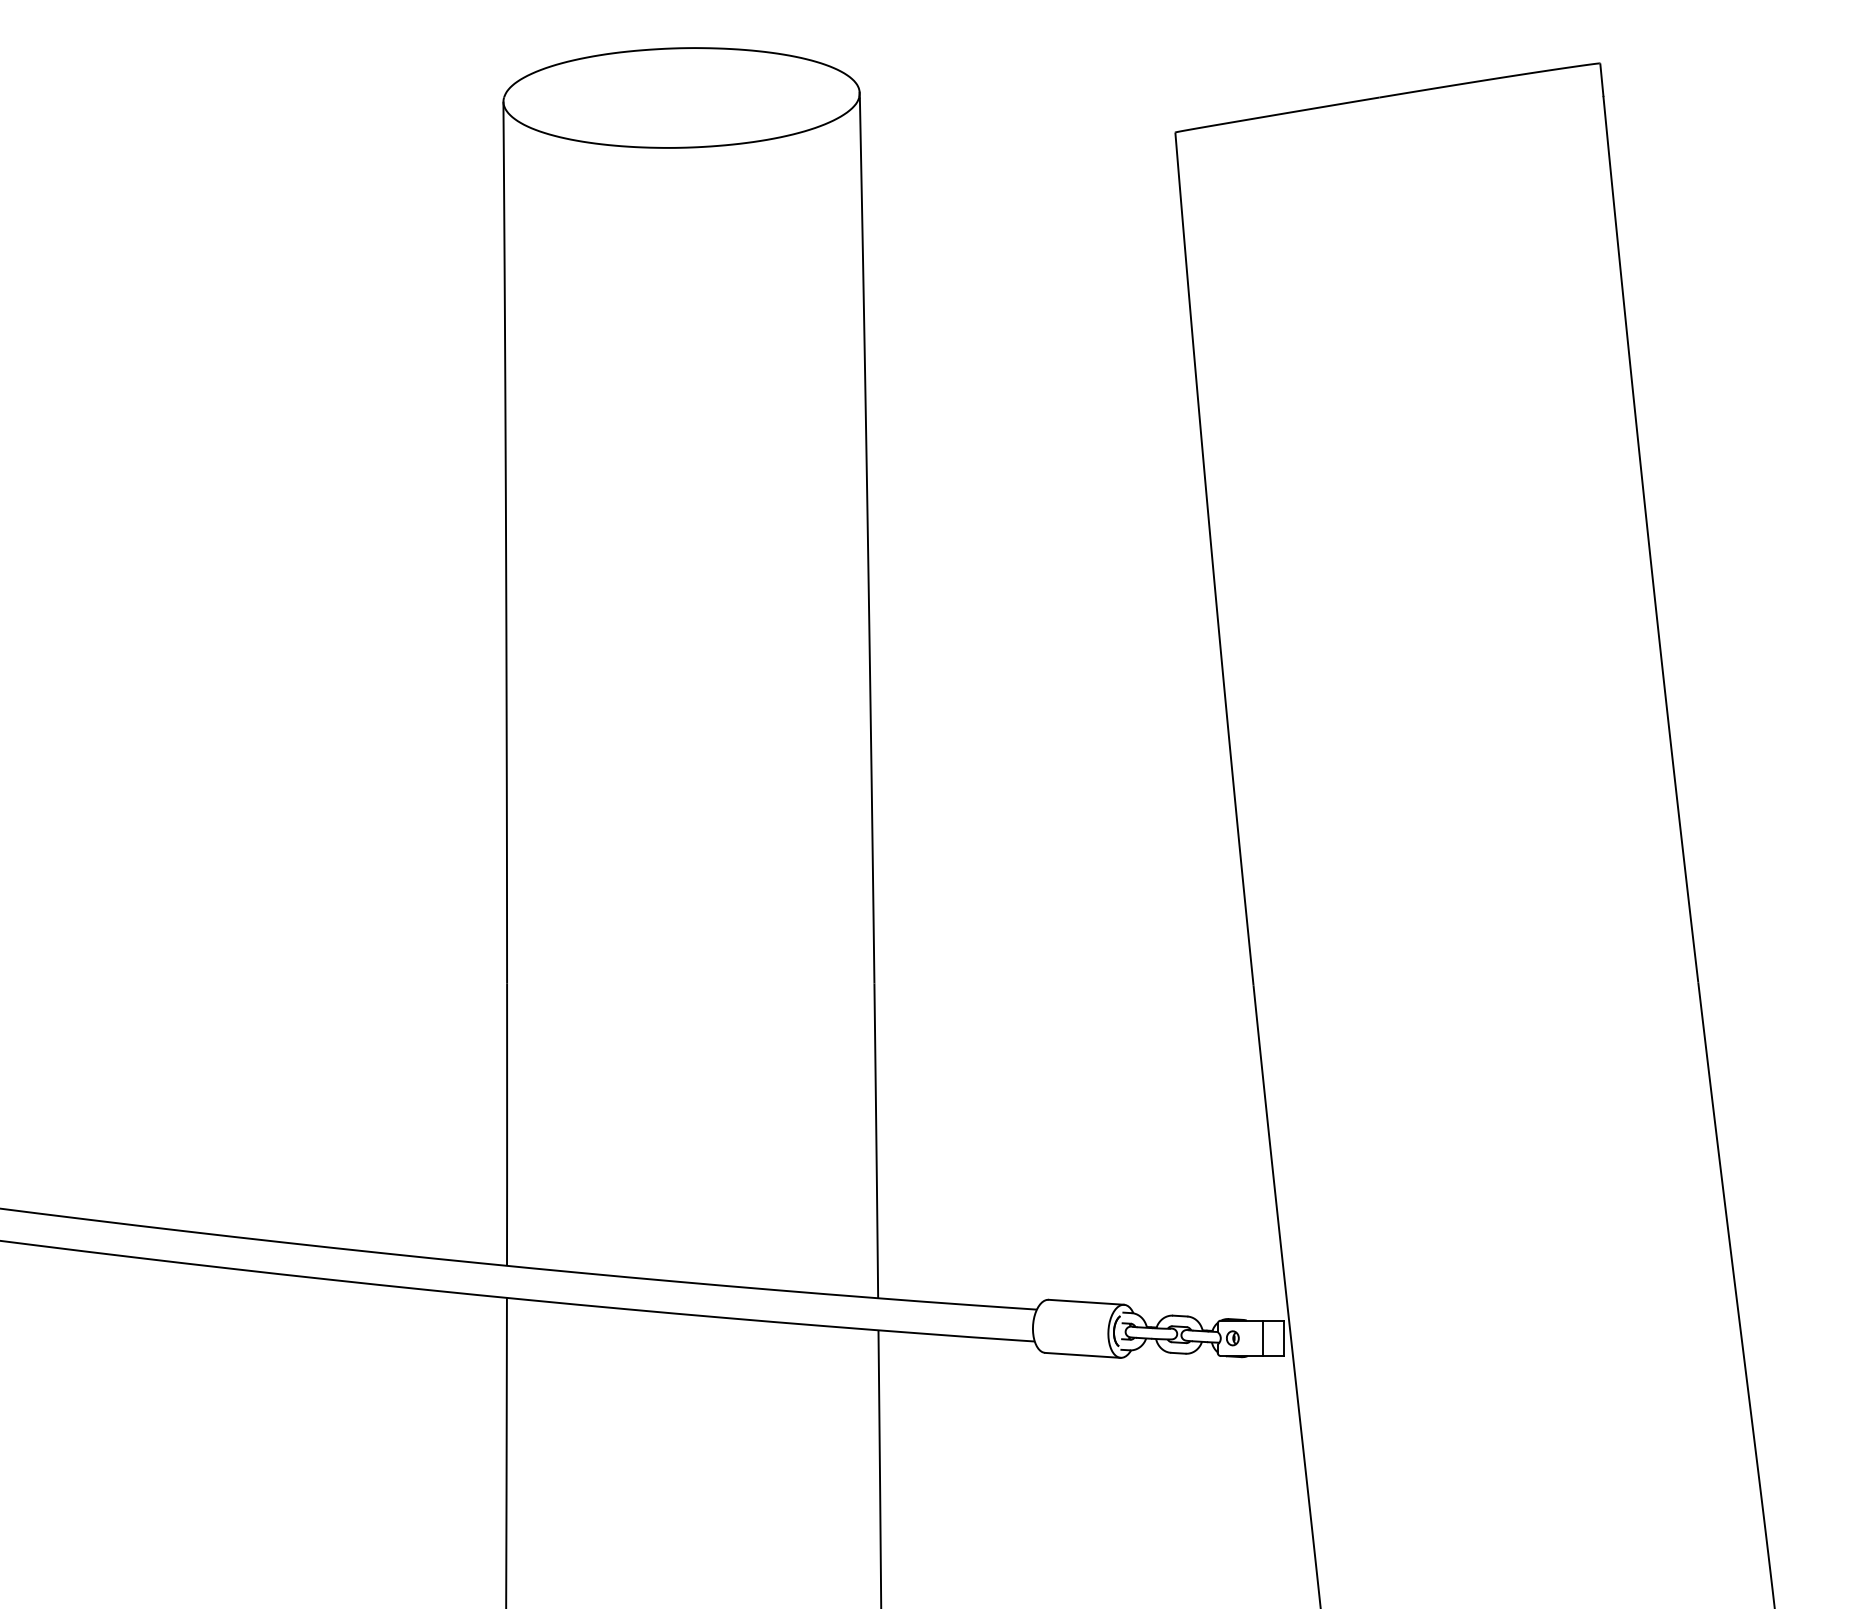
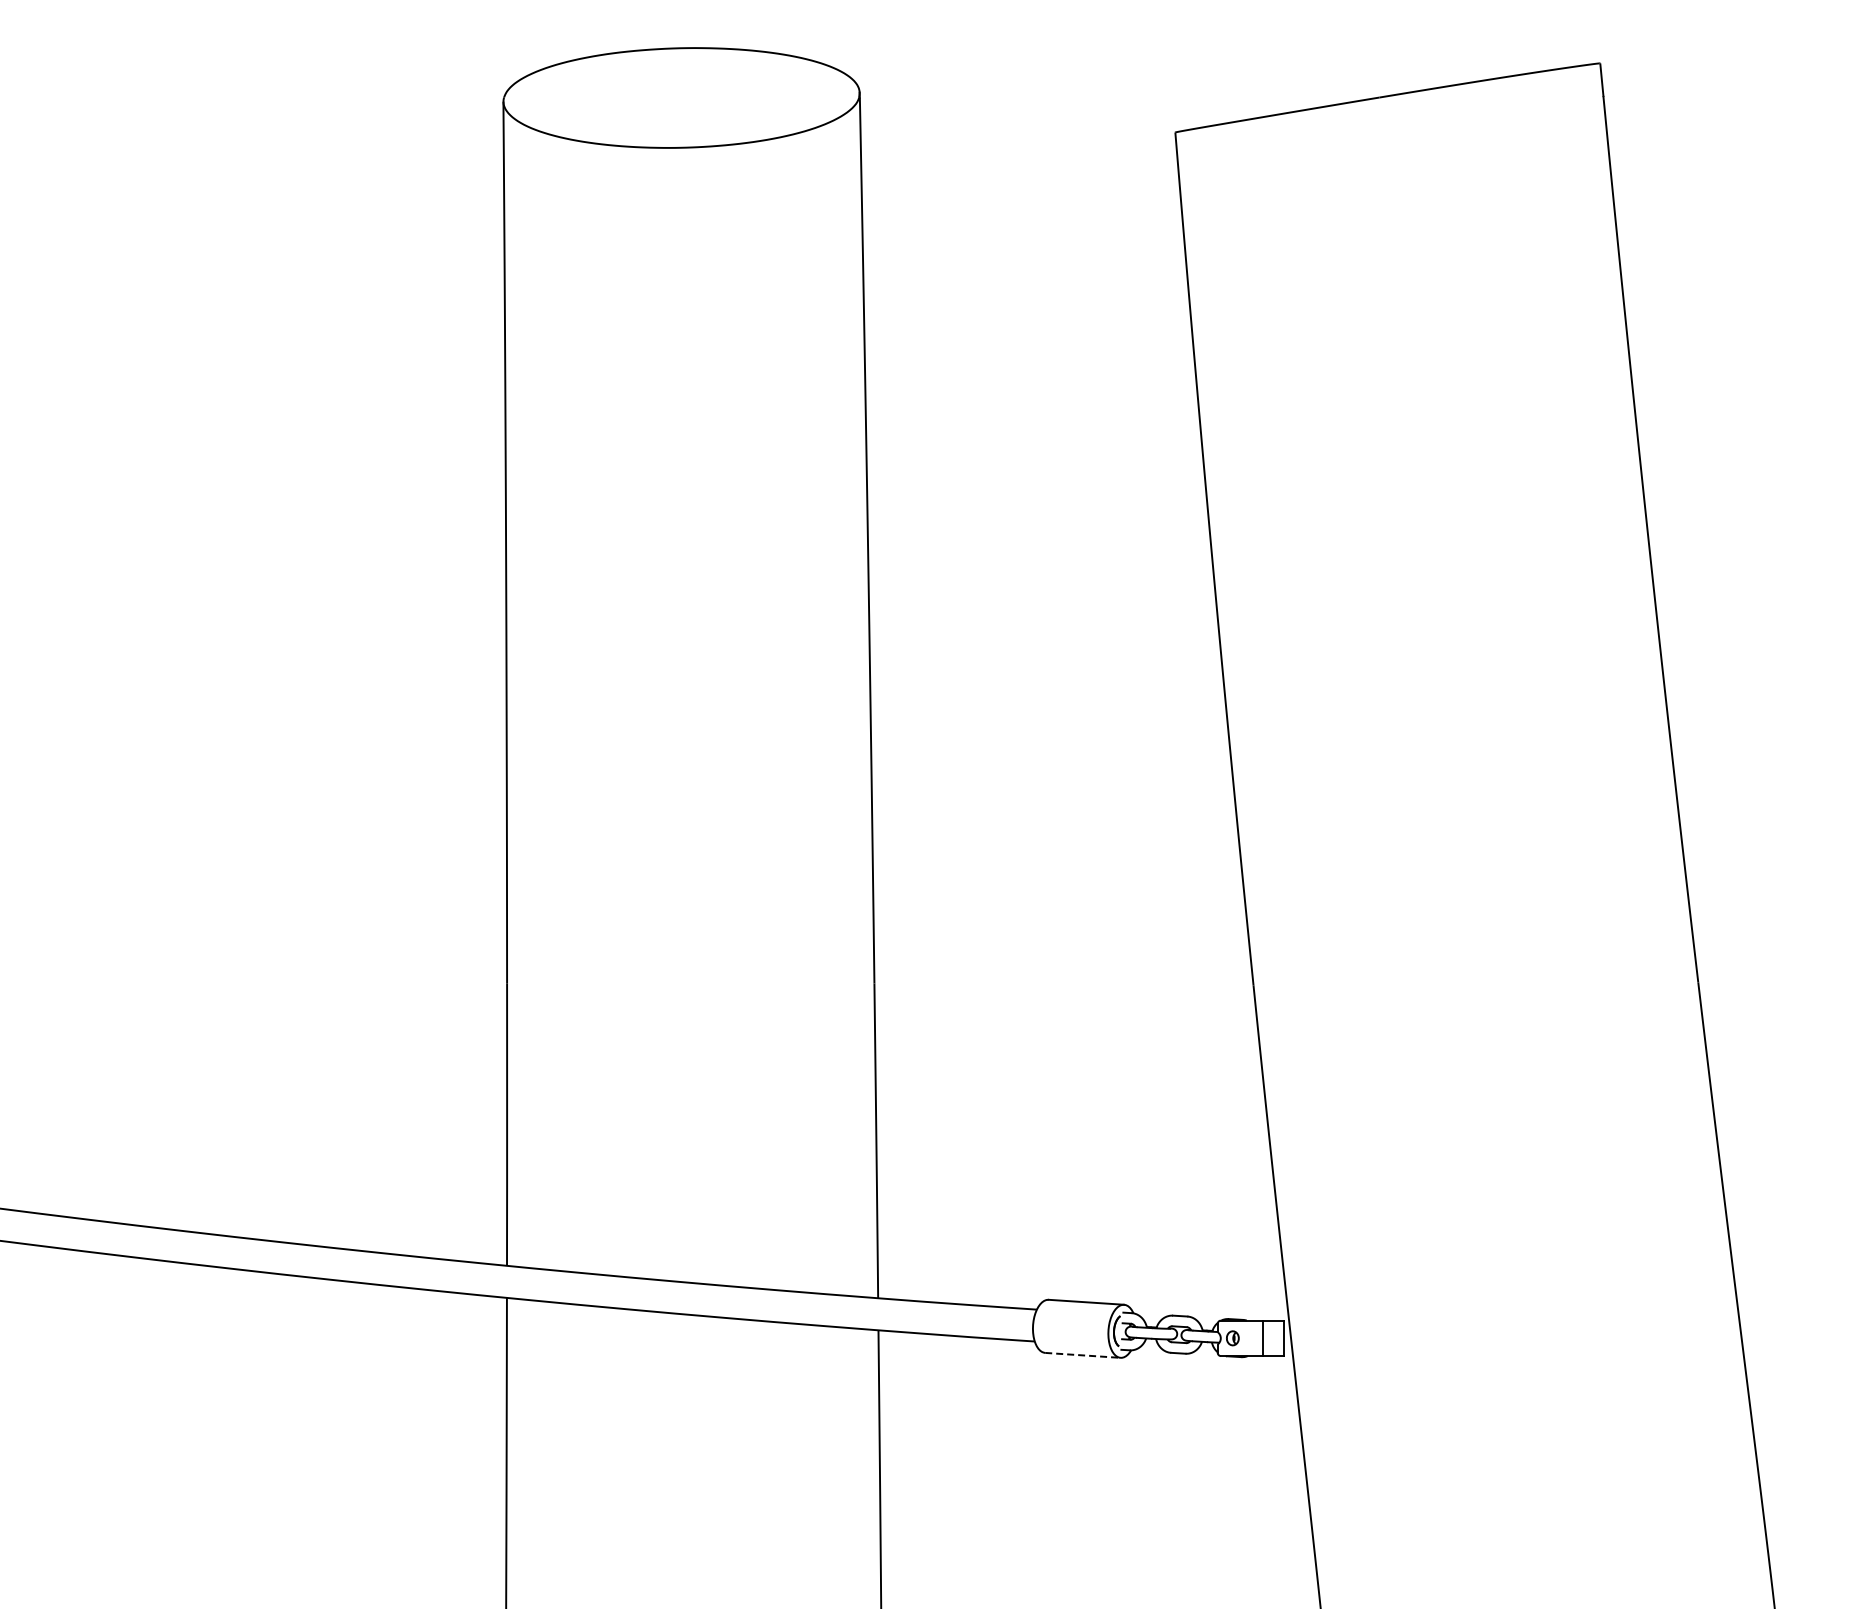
line: solid -> dashed (1082, 1355)
